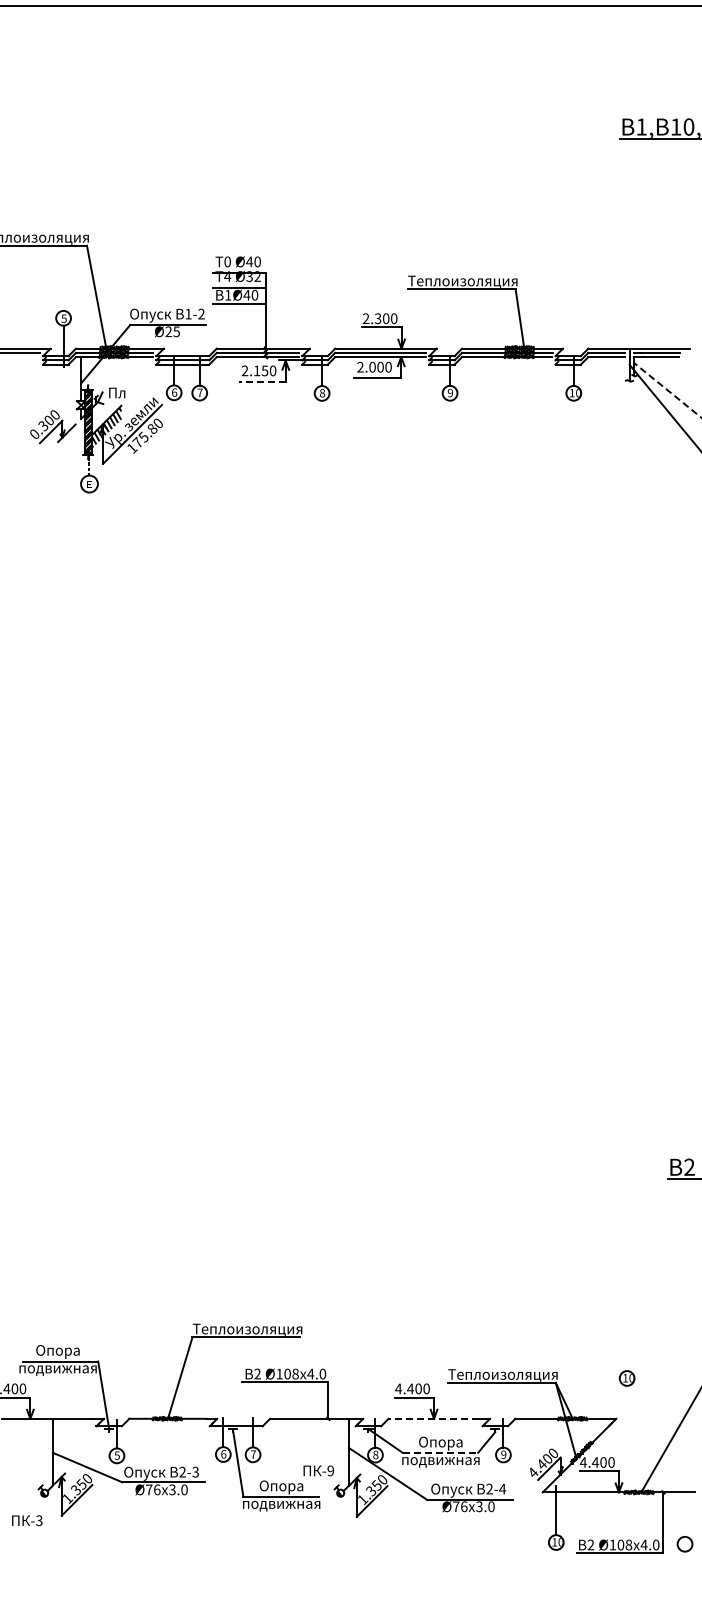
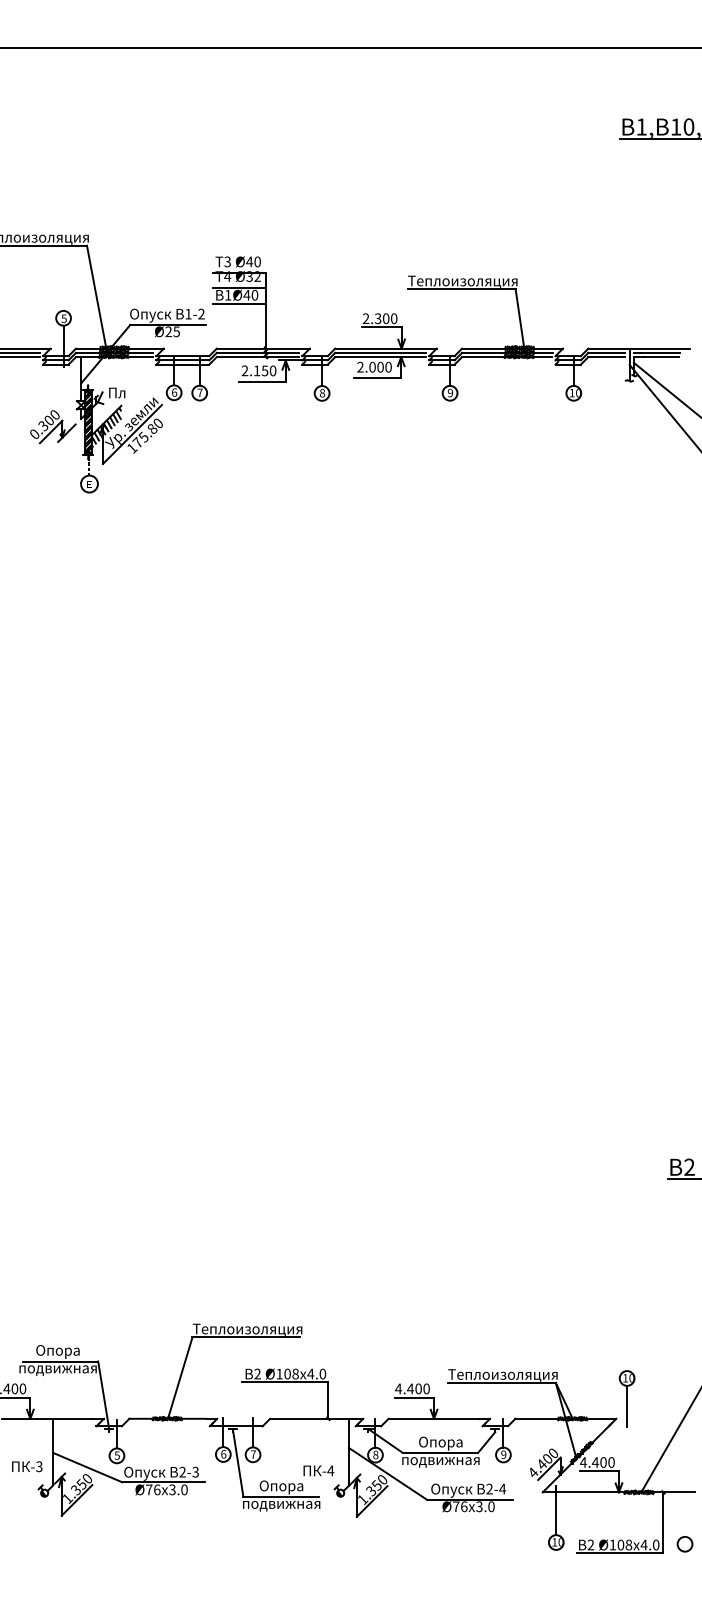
line position: (350, 6) -> (350, 48) (350, 48)
text: 0 -> 3 (227, 261)
line: none -> present (21, 357)
line: dashed -> solid (262, 381)
line: dashed -> solid (667, 390)
line: none -> present (627, 1405)
line: dashed -> solid (433, 1418)
line: dashed -> solid (440, 1452)
text: 9 -> 4 (330, 1470)
text position: (27, 1520) -> (27, 1466) (27, 1466)
